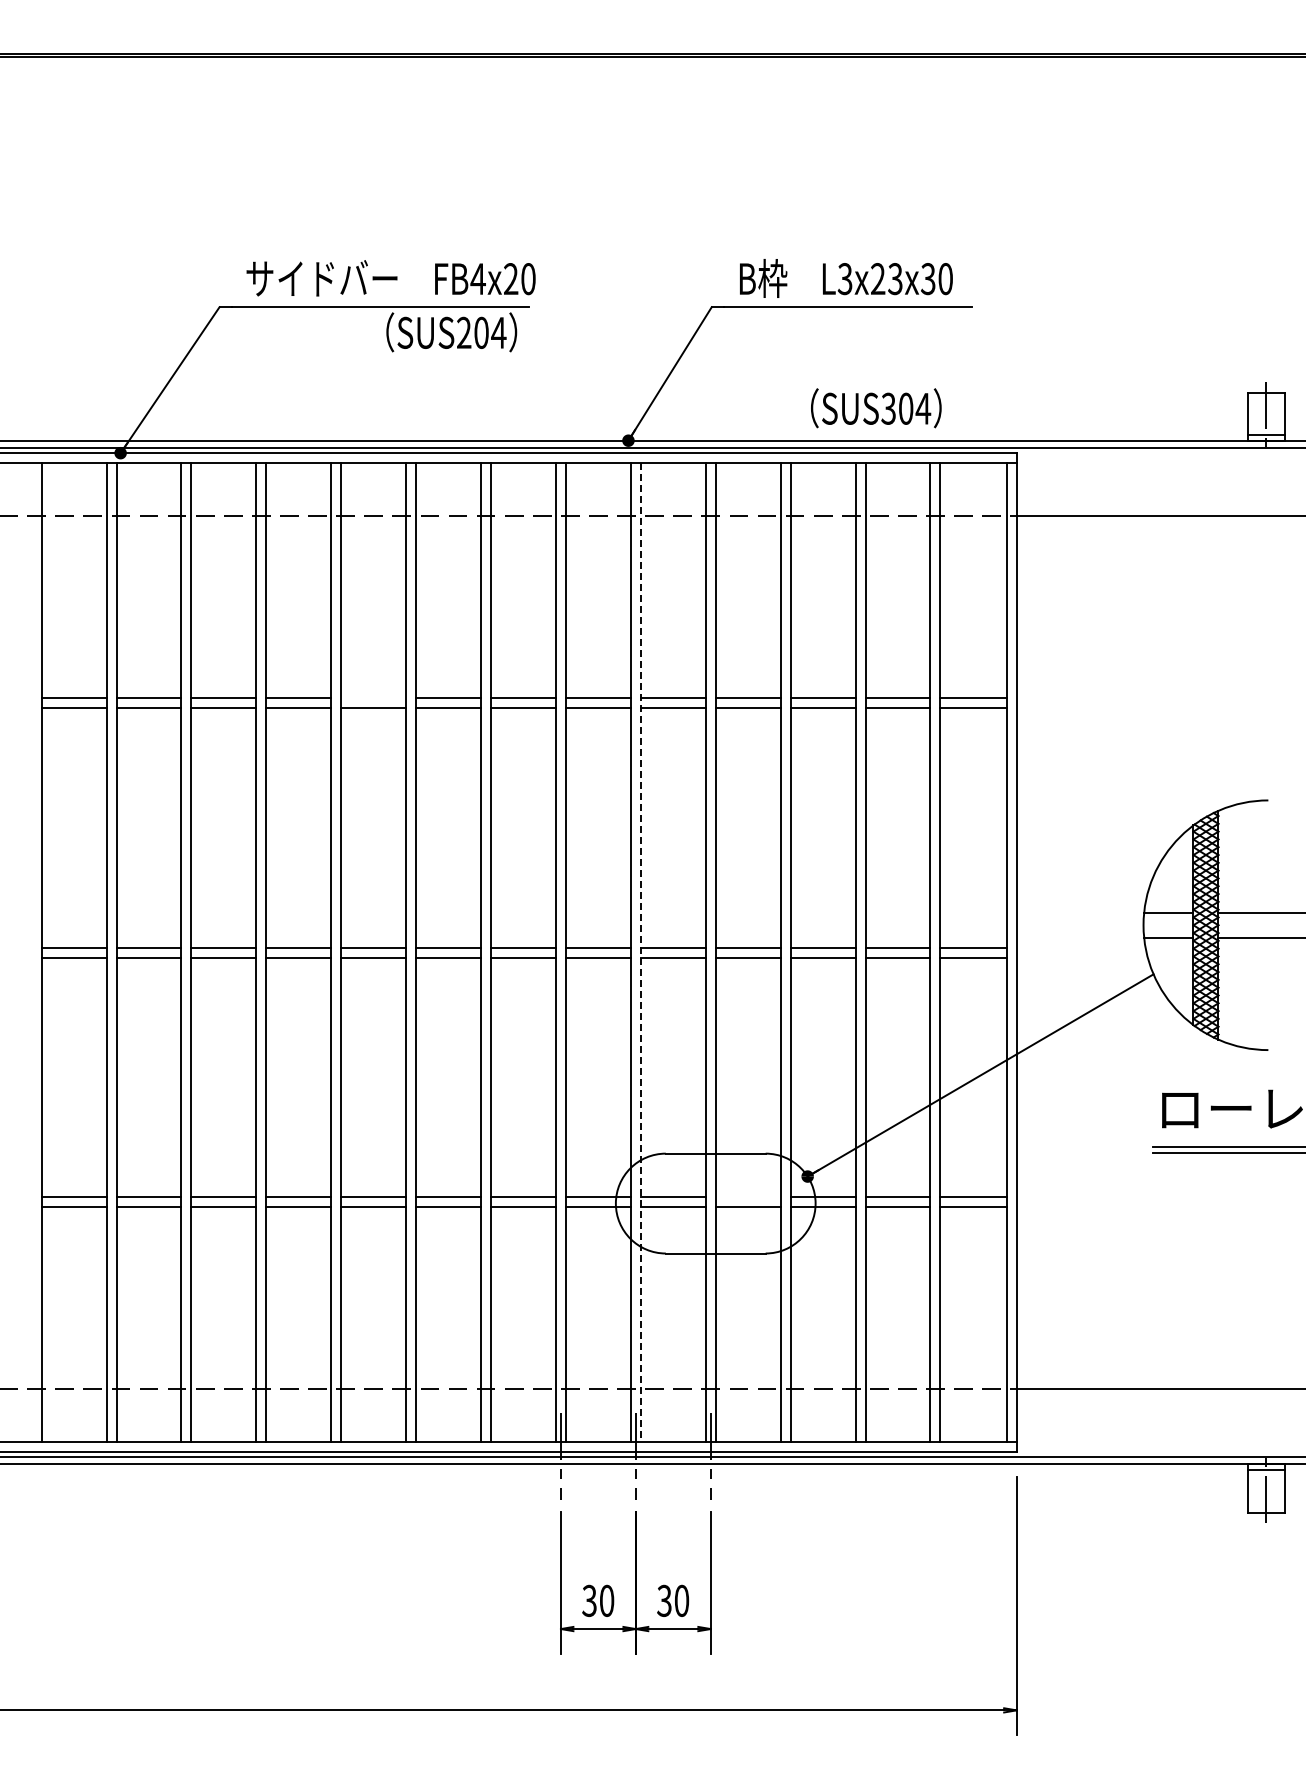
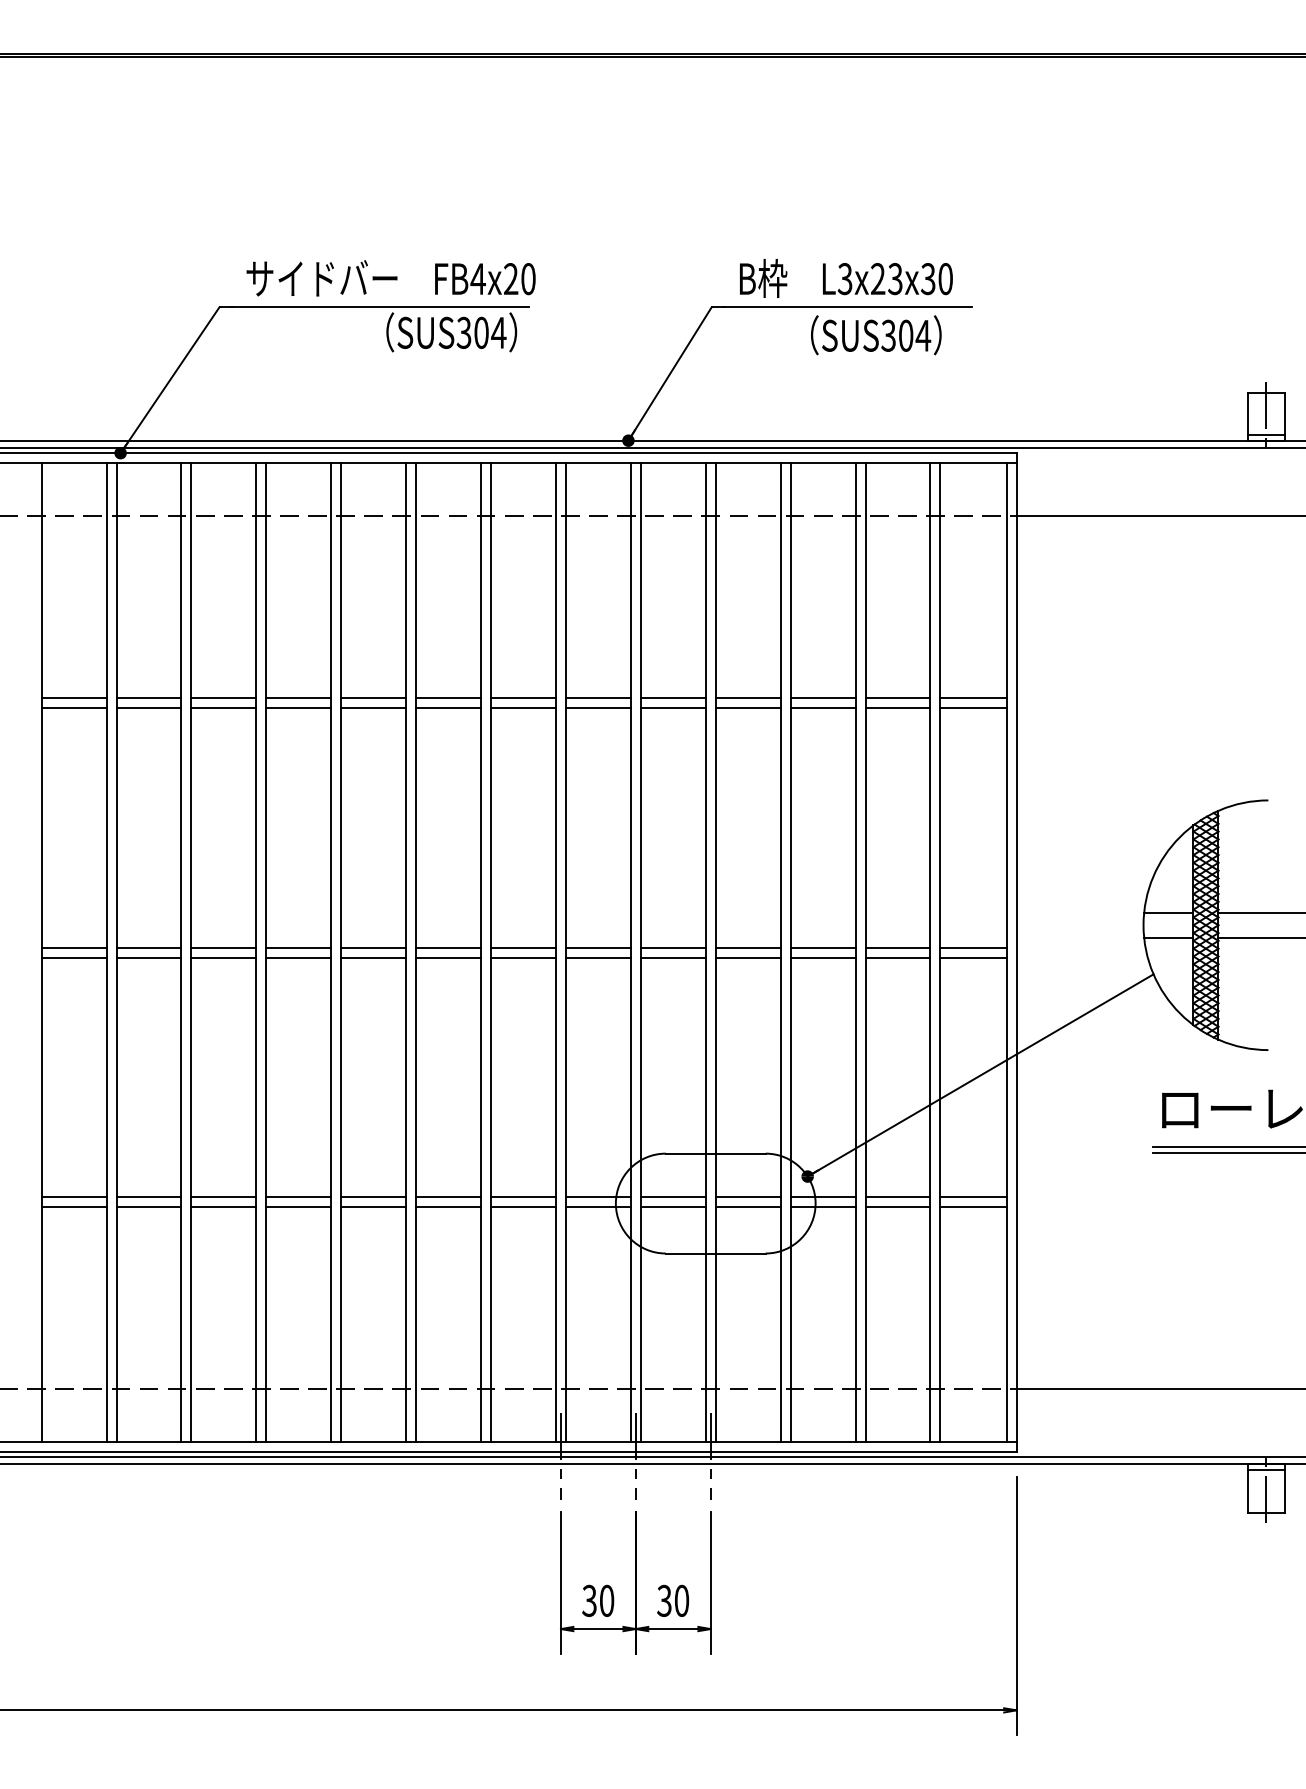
text: SUS204 -> SUS304 (463, 332)
text position: (876, 408) -> (876, 335) (876, 335)
line: none -> present (373, 697)
line: dashed -> solid (640, 953)
line: none -> present (747, 1197)
